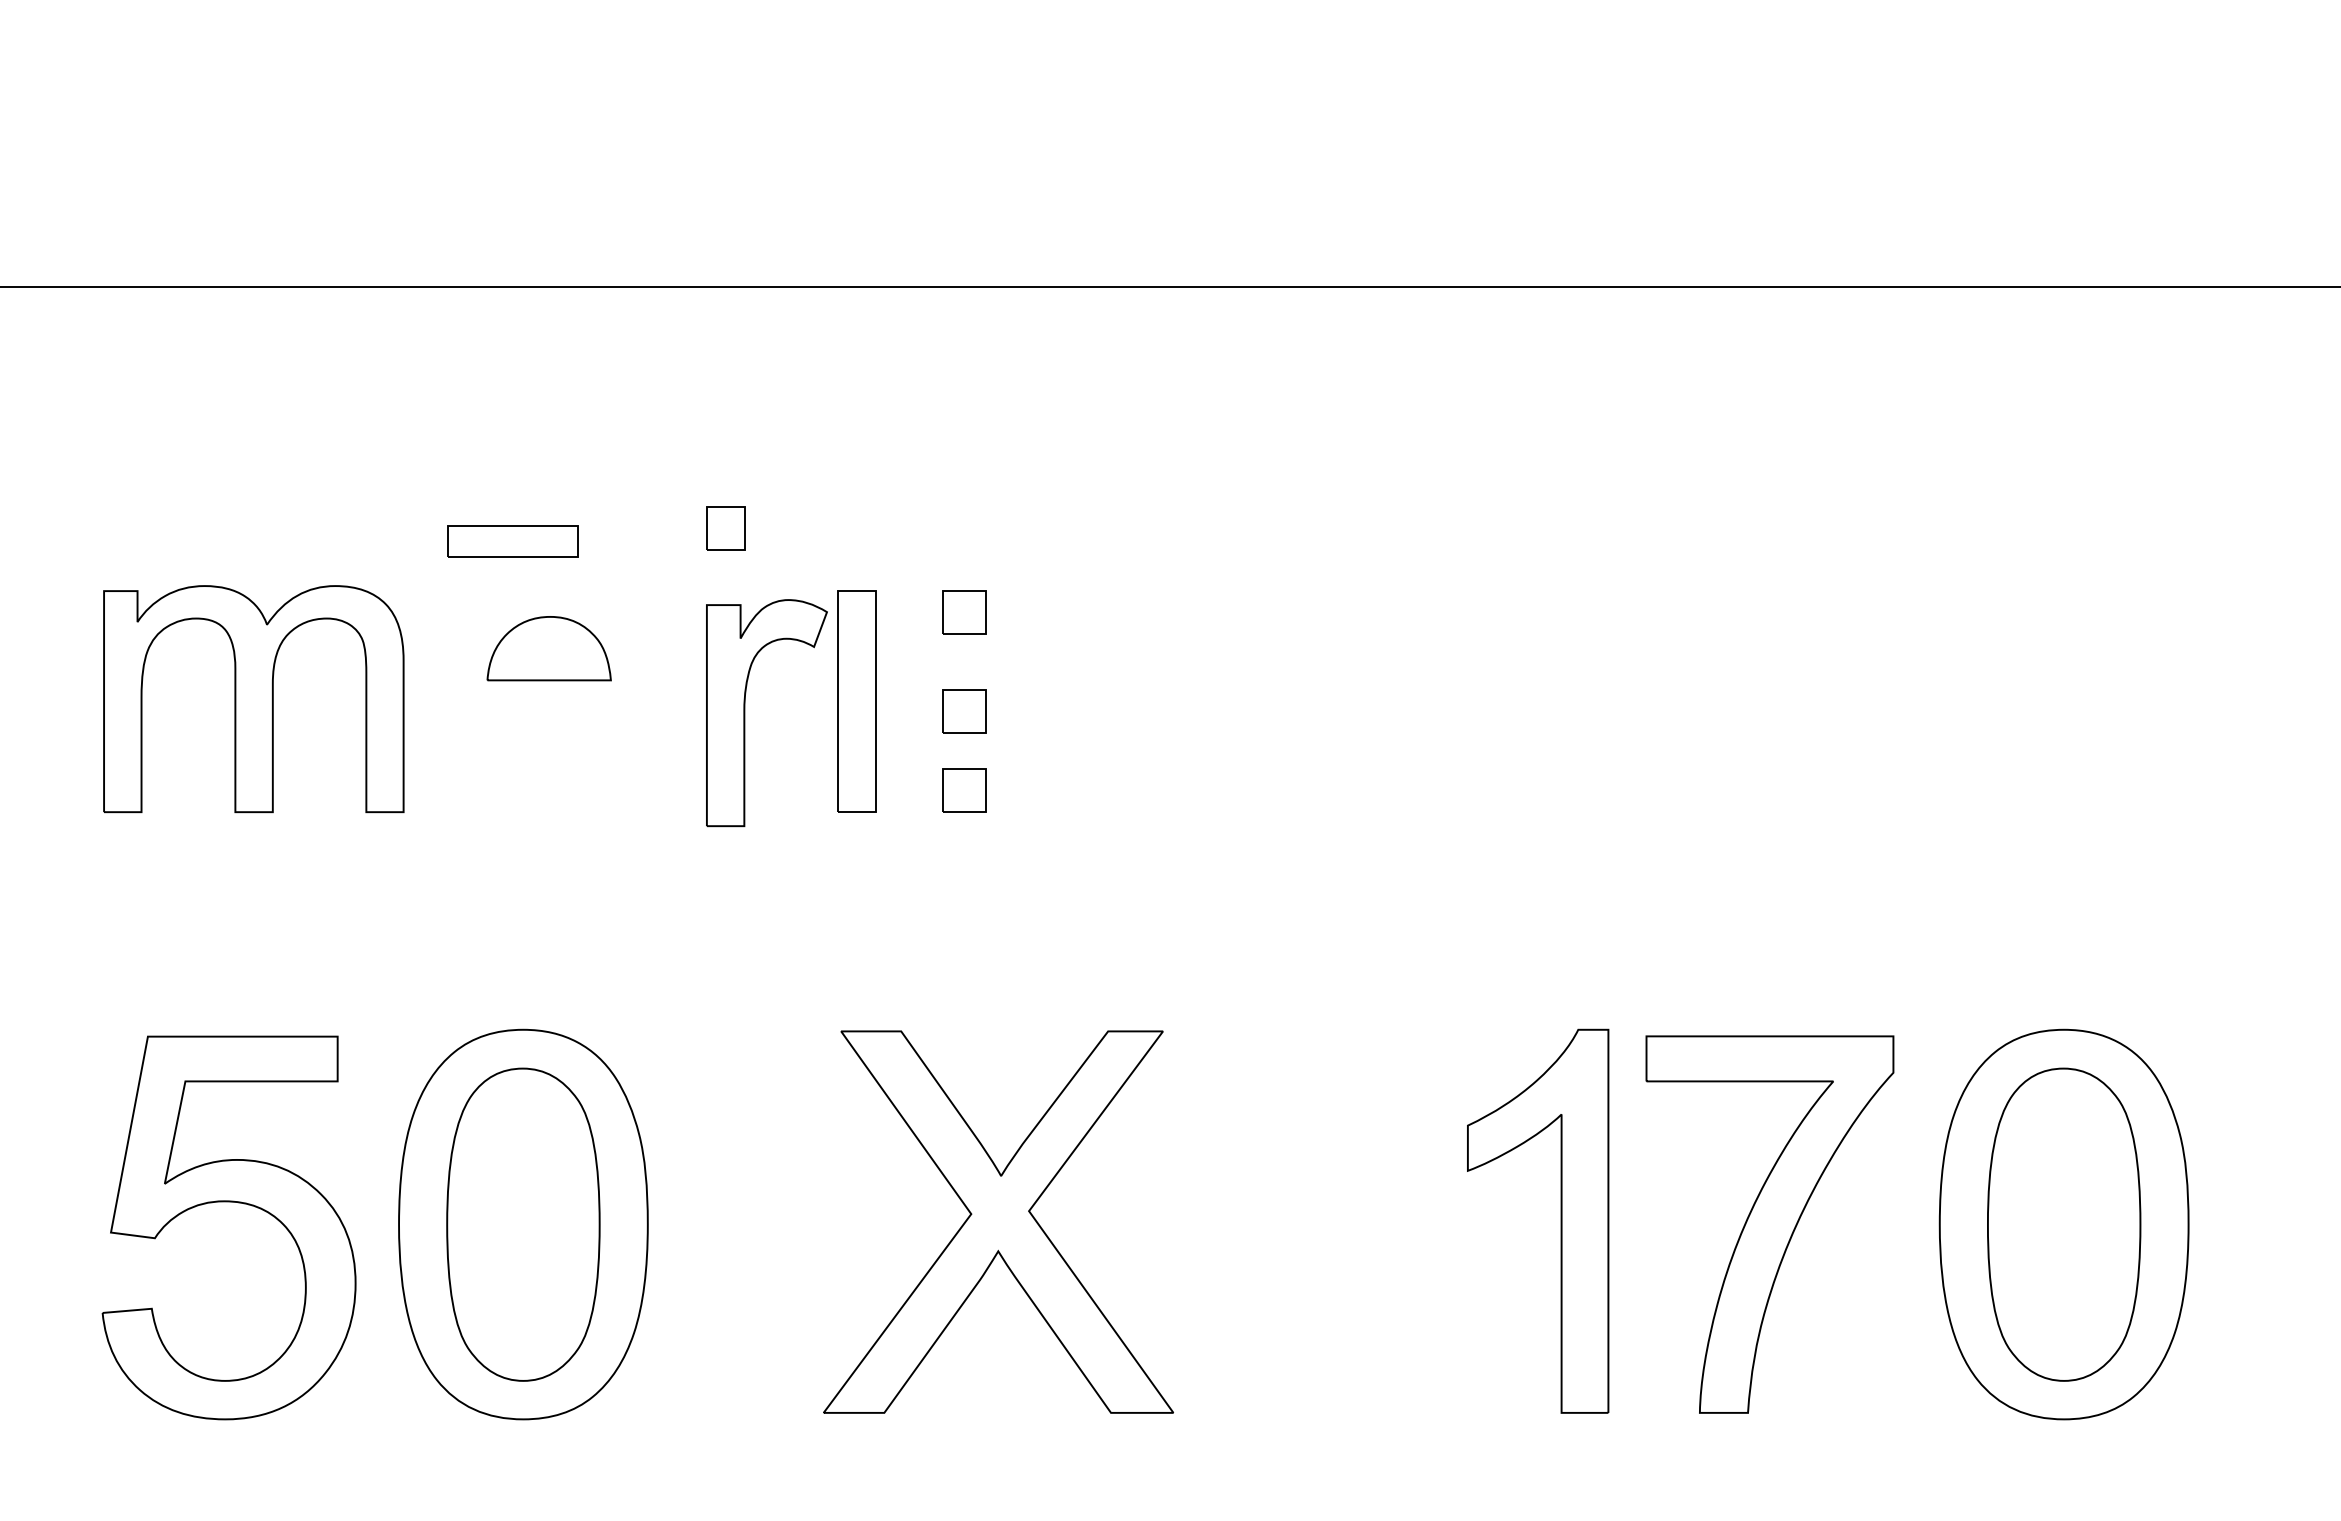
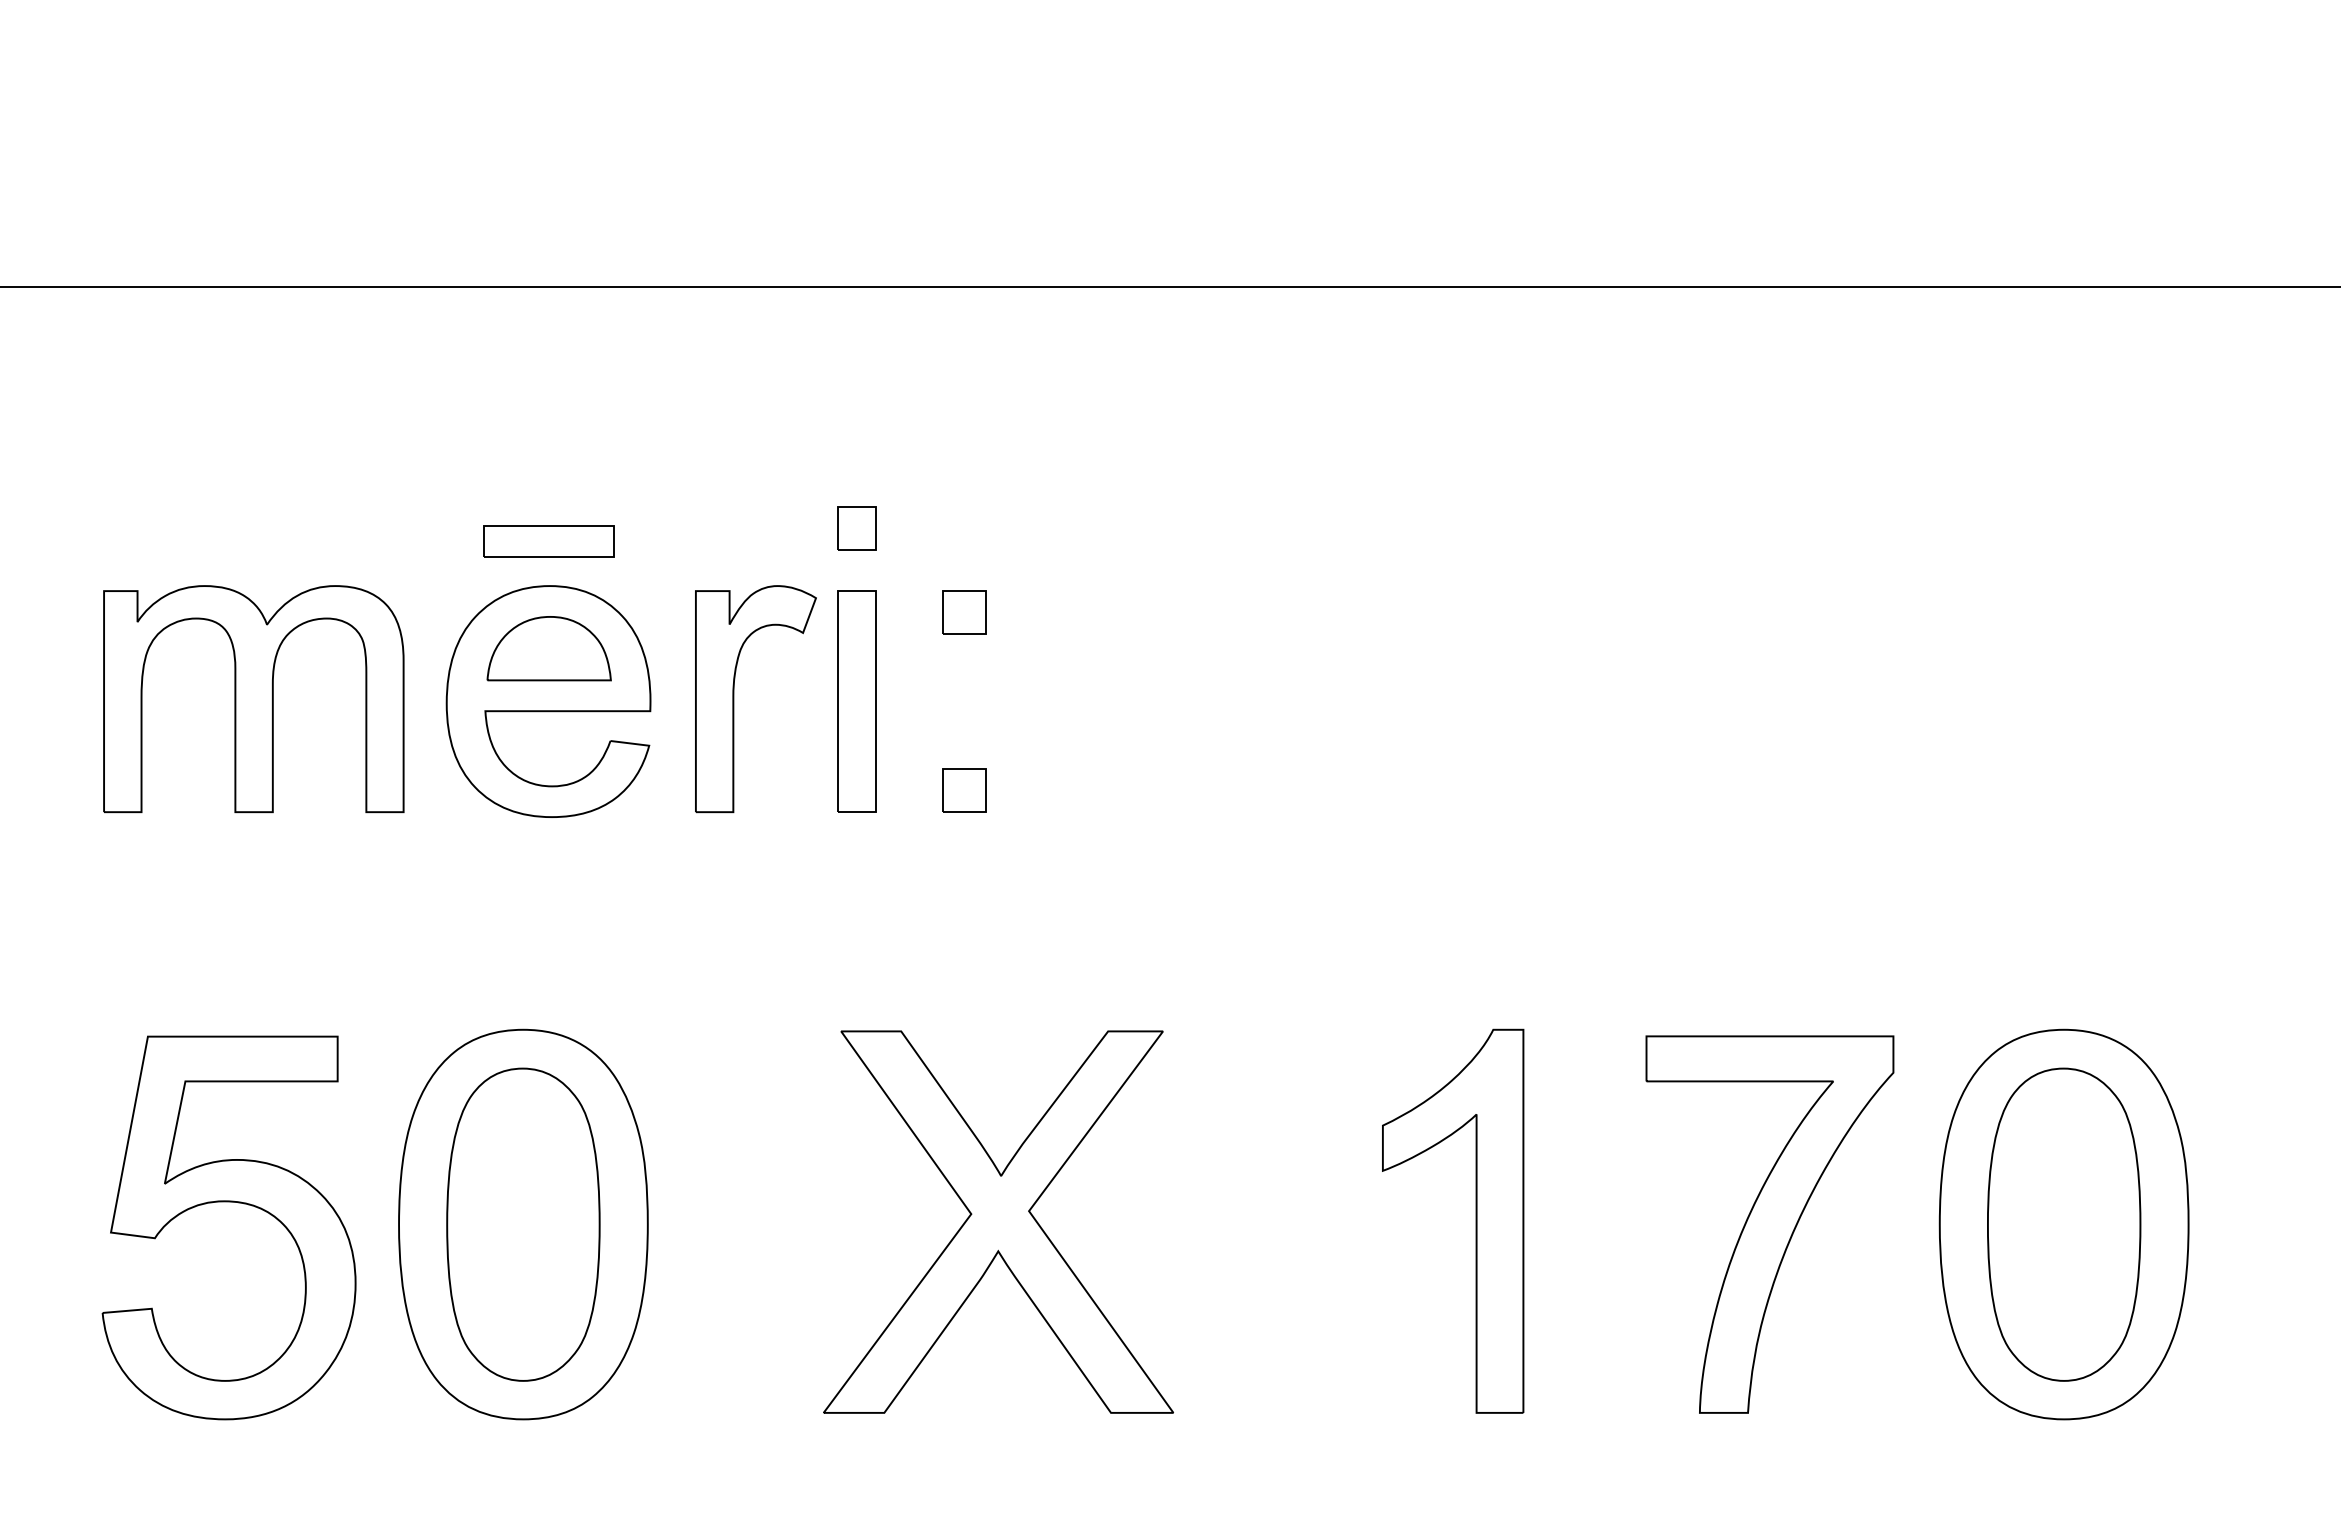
part position: (725, 528) -> (856, 528) (856, 528)
part position: (512, 541) -> (548, 541) (548, 541)
part: none -> present (548, 701)
part: present -> none (964, 711)
part position: (745, 713) -> (734, 699) (734, 699)
part position: (1560, 1220) -> (1475, 1220) (1475, 1220)
